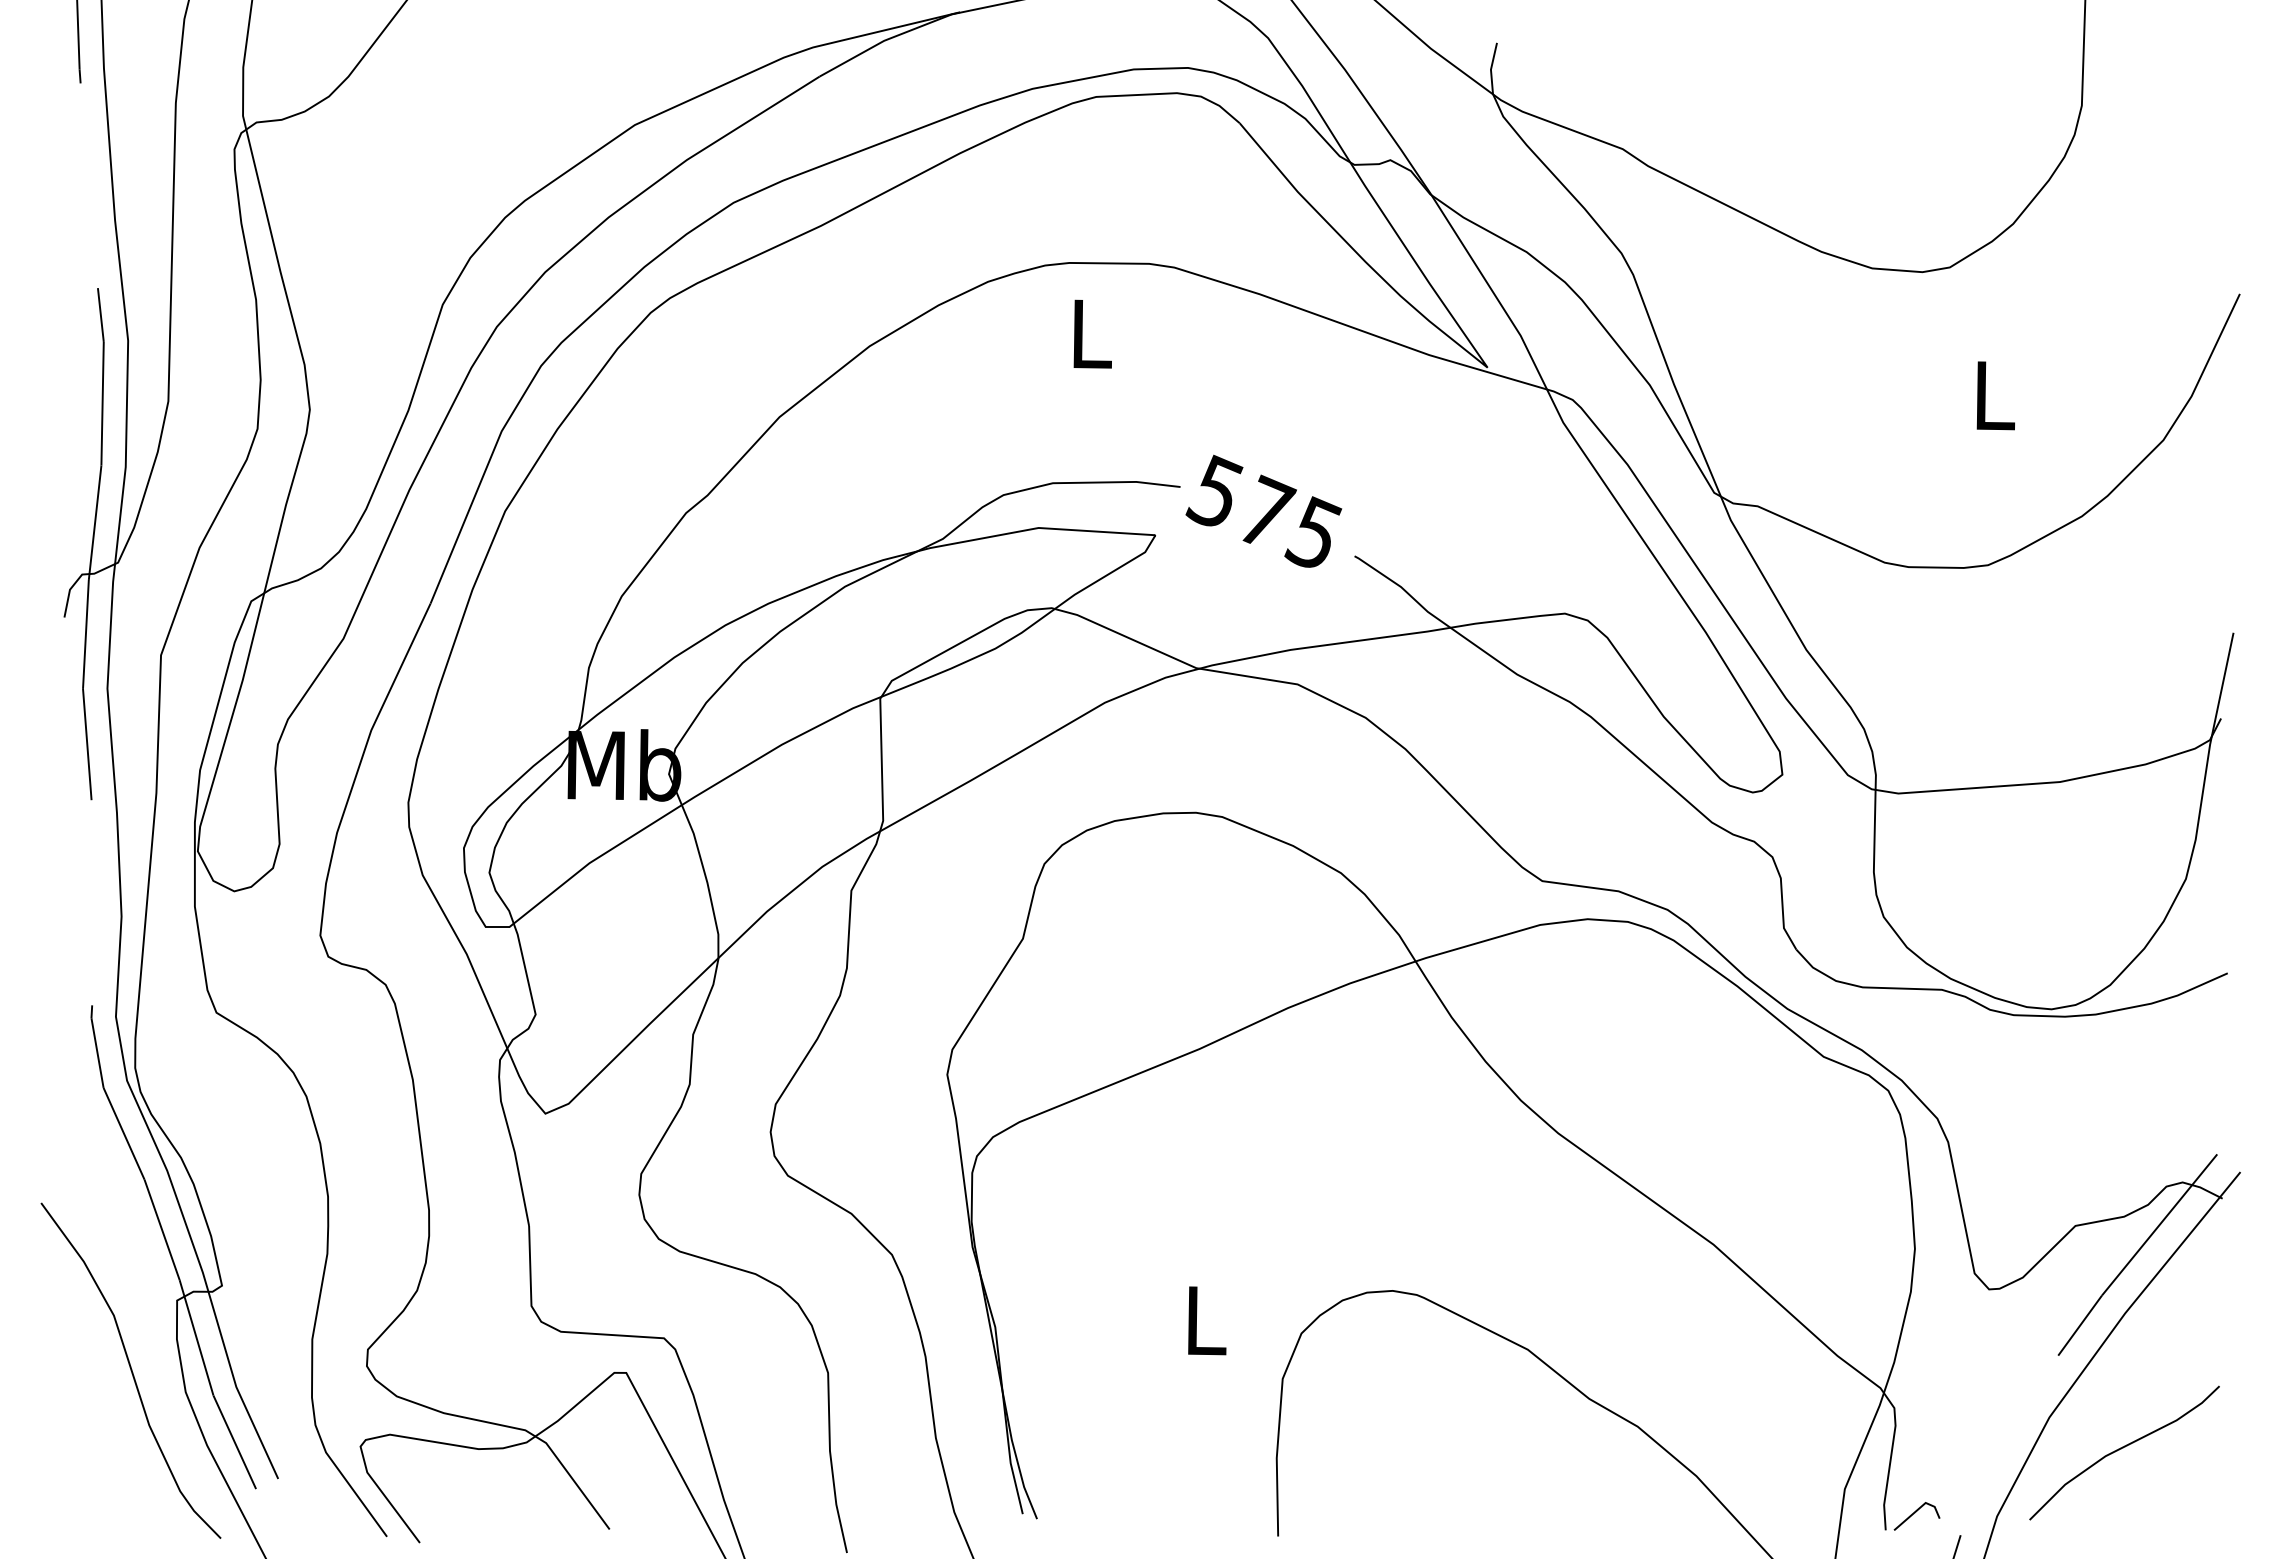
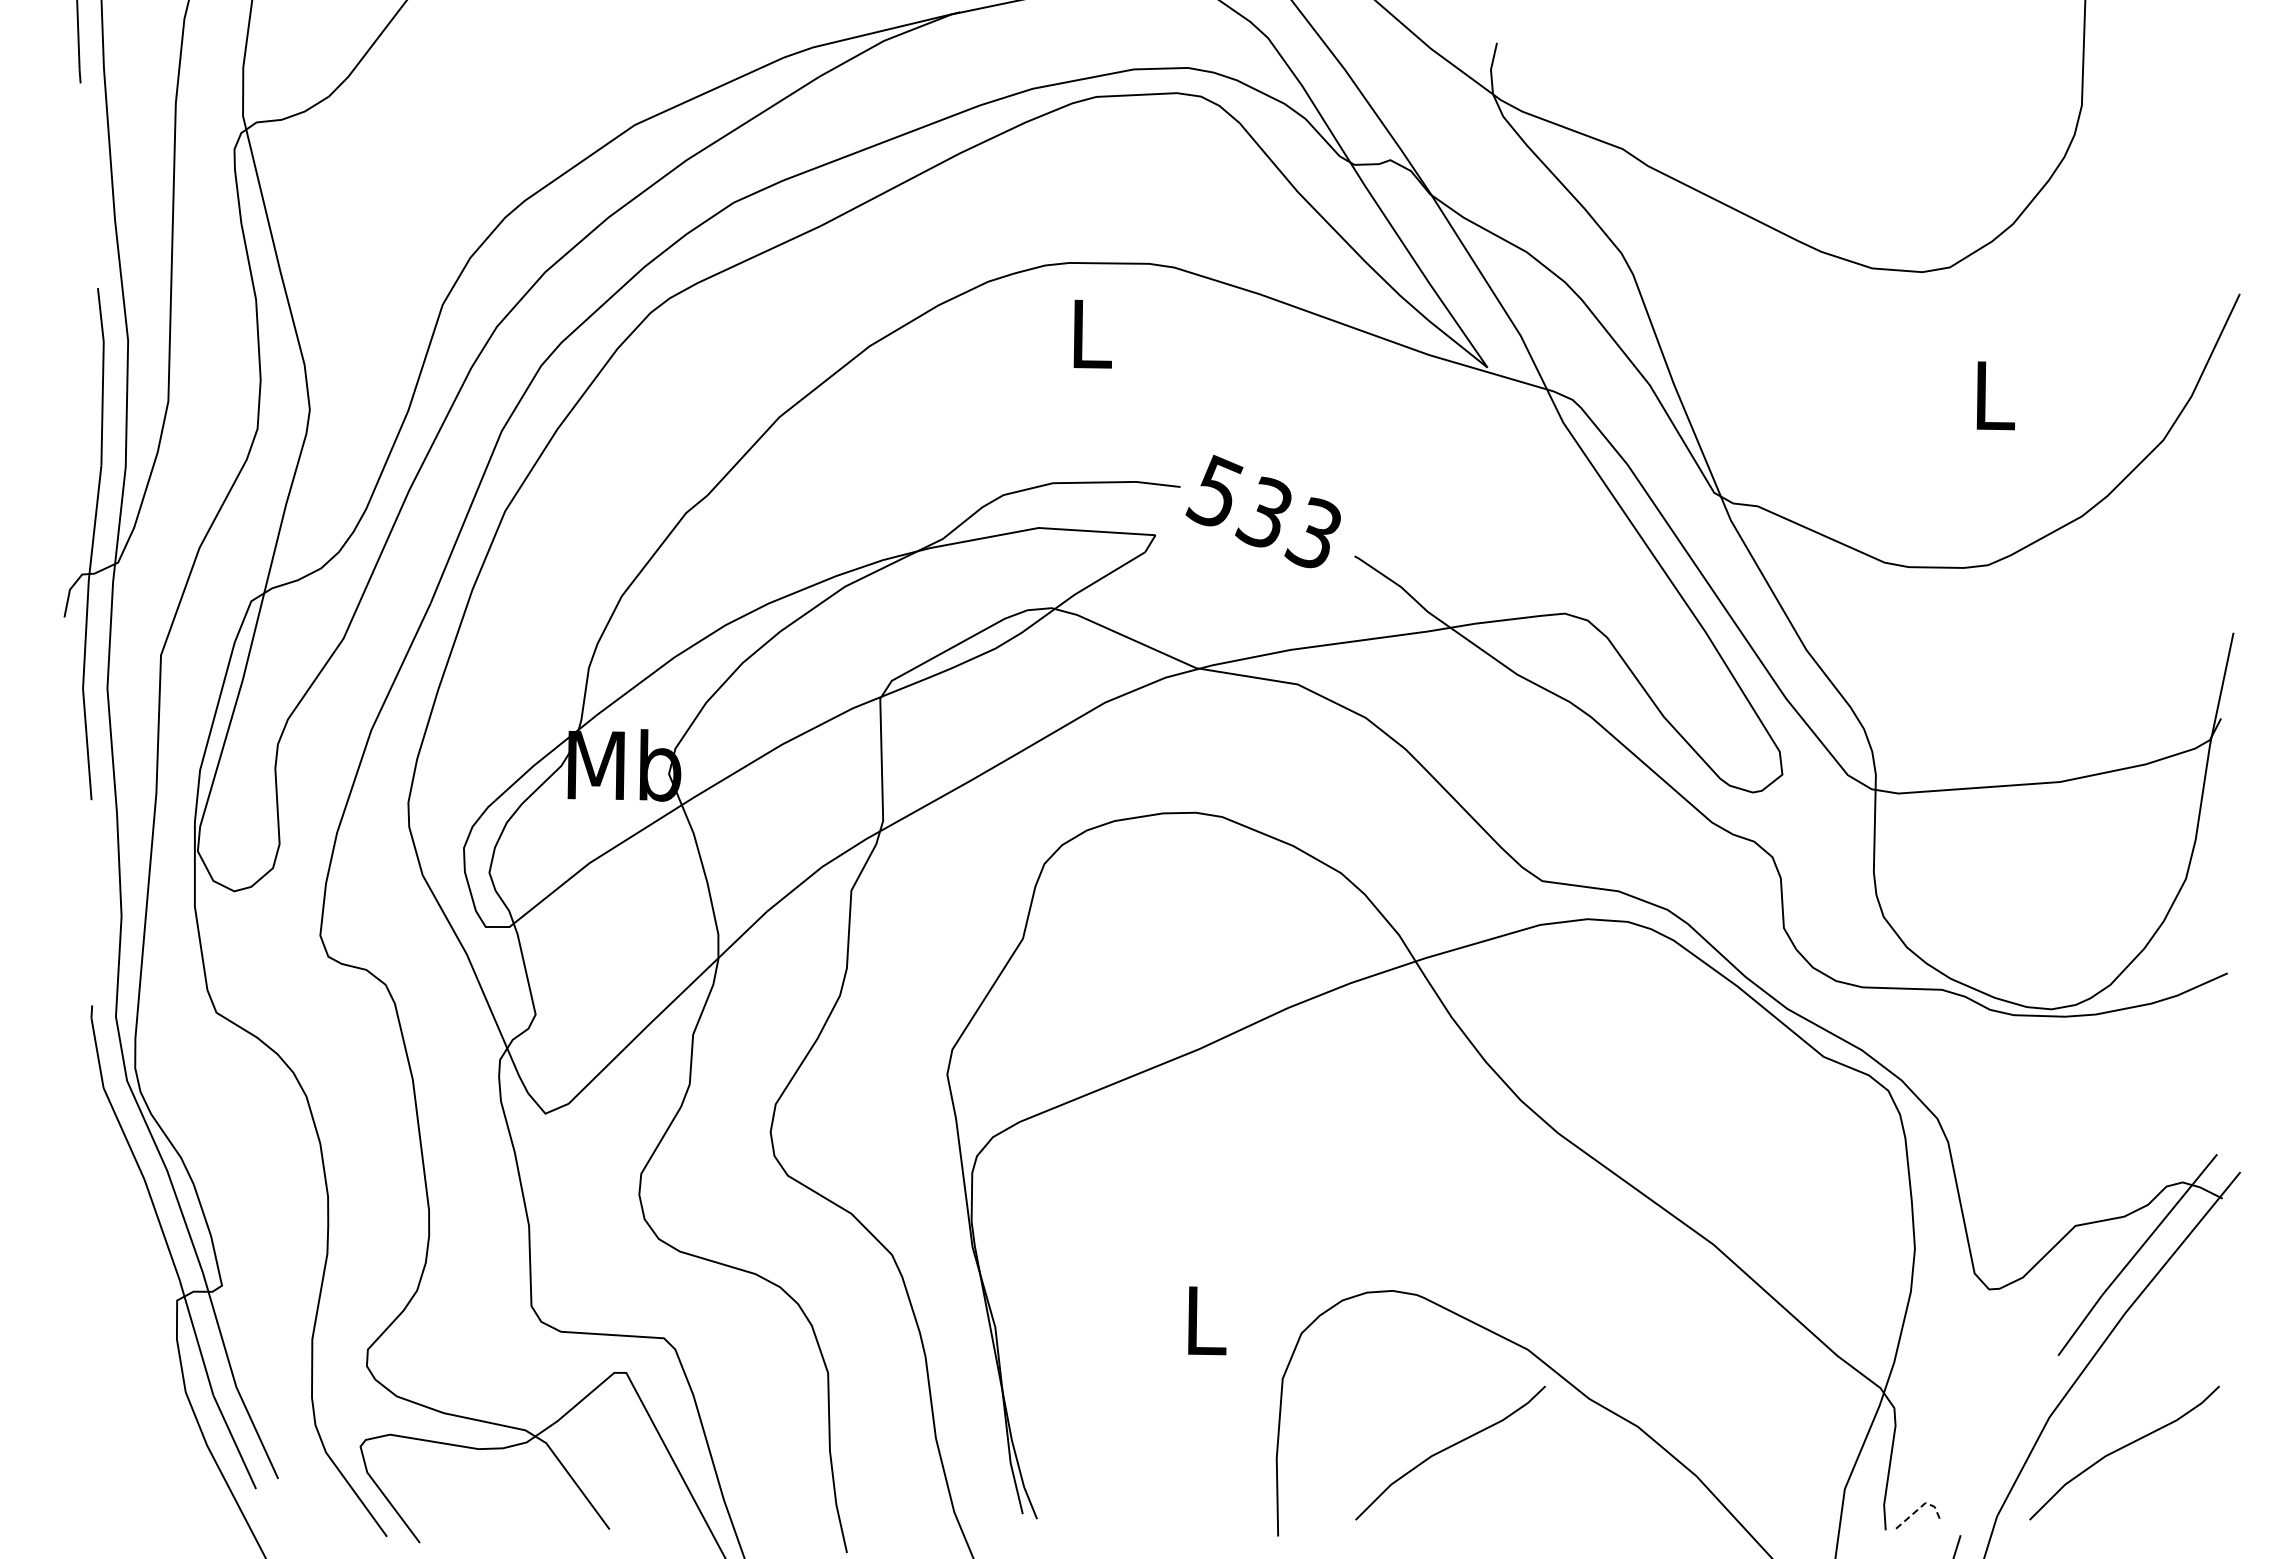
text: 575 -> 533 (1288, 521)
curve: present -> none (130, 1370)
curve: none -> present (1449, 1448)
line: solid -> dashed (1918, 1508)
